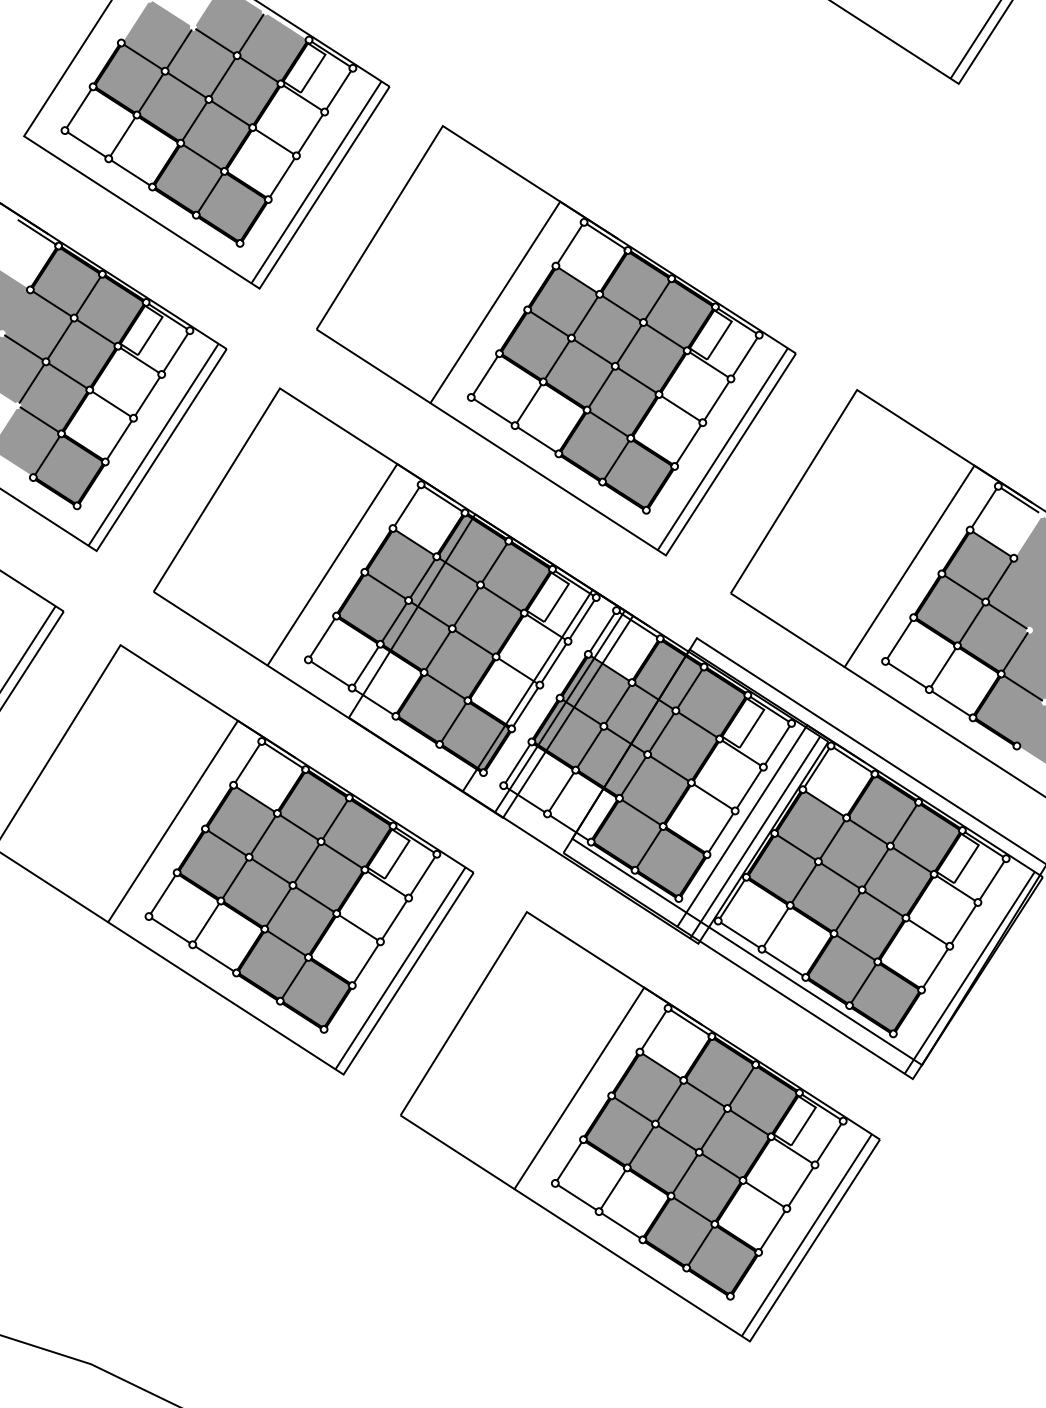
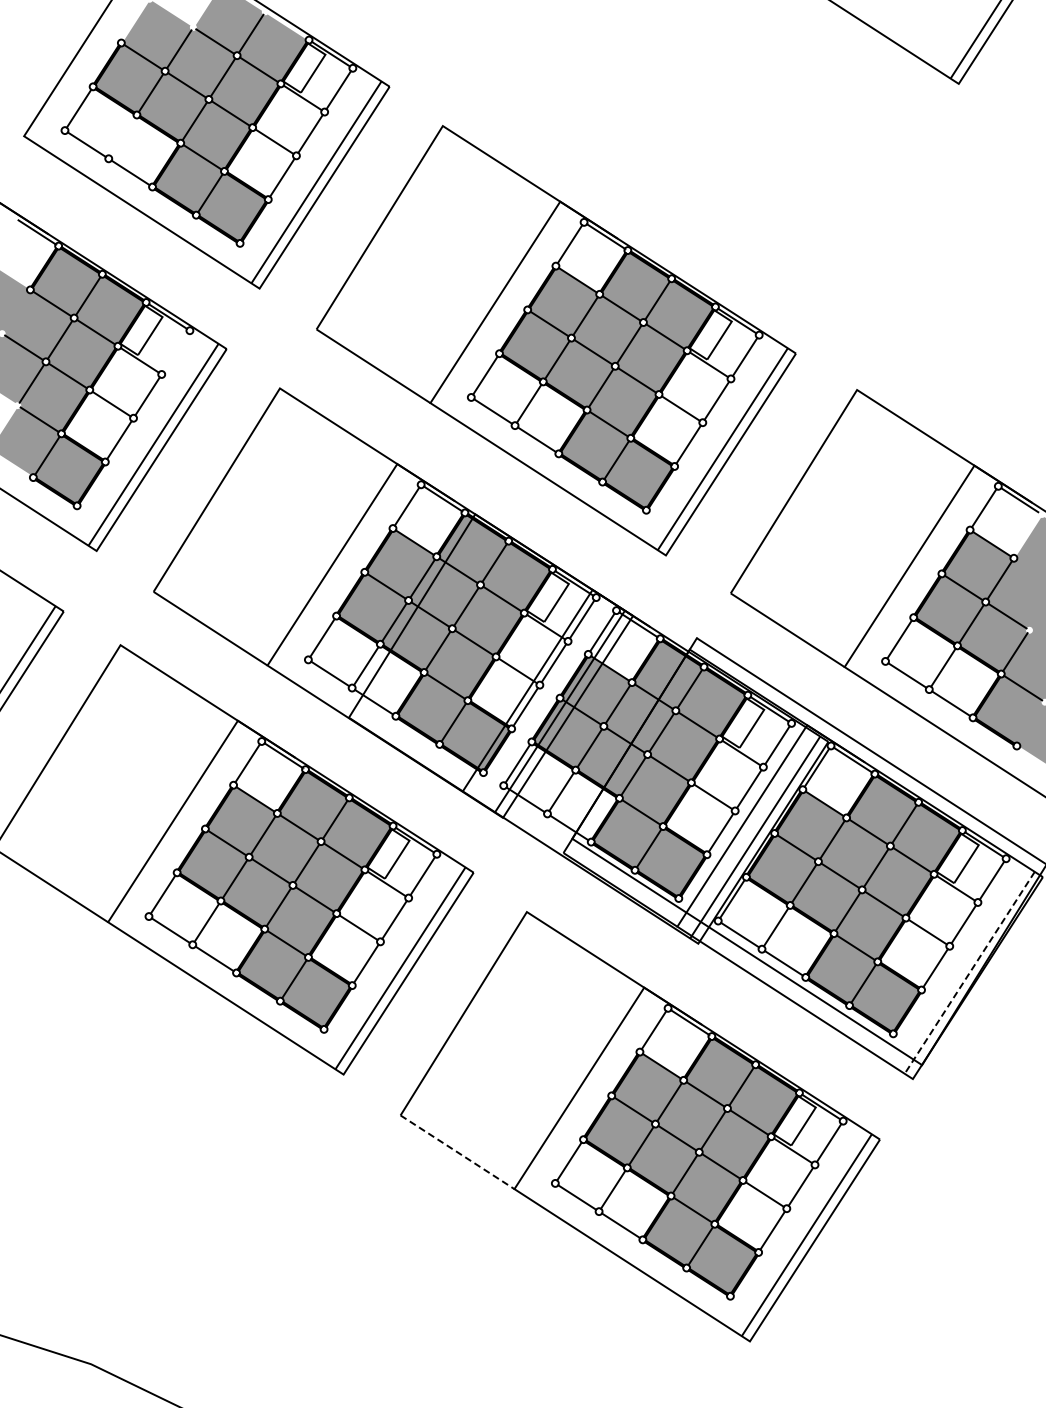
line: present -> none (122, 136)
line: present -> none (175, 352)
line: solid -> dashed (969, 973)
line: solid -> dashed (457, 1152)
